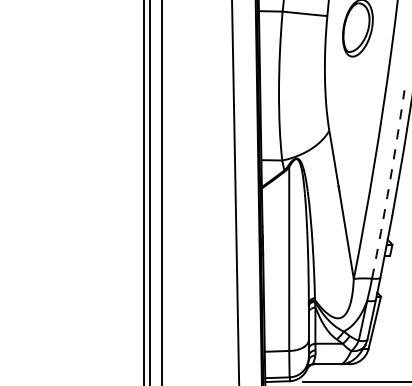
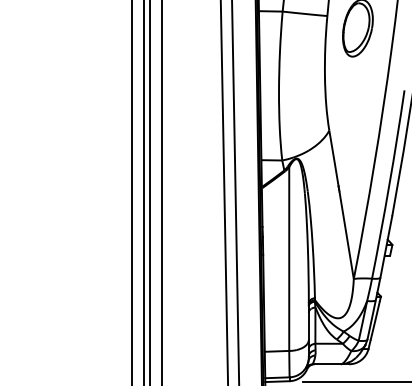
arc: dashed -> solid (389, 184)
line: none -> present (131, 192)
line: none -> present (224, 192)
